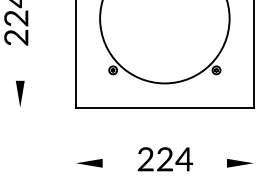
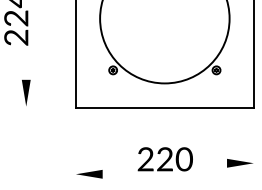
part position: (20, 93) -> (26, 92) (26, 92)
text: 224 -> 220 (184, 159)
part position: (89, 163) -> (89, 174) (89, 174)
